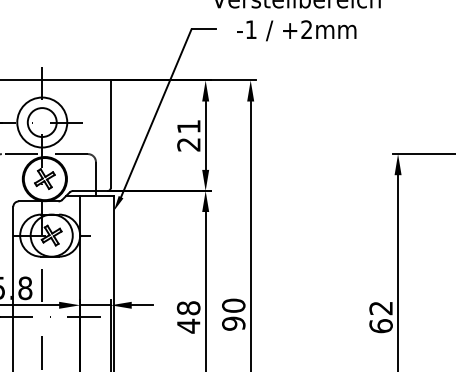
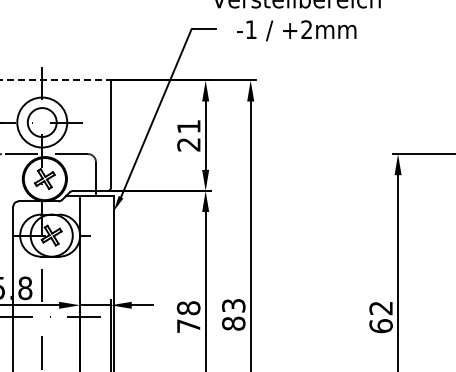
line: solid -> dashed (55, 80)
text: 90 -> 83 (233, 314)
text: 48 -> 78 (188, 325)
